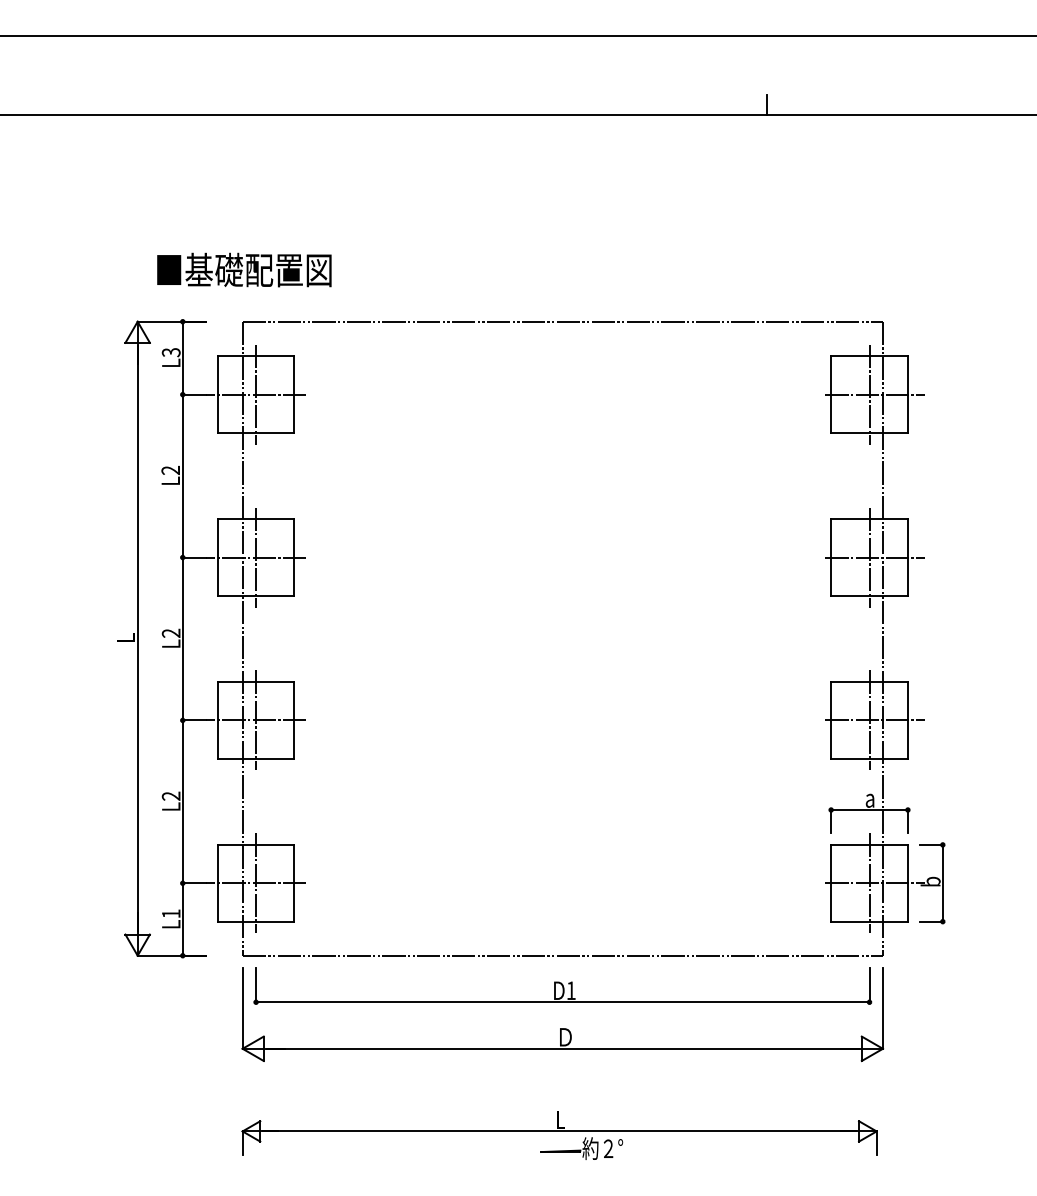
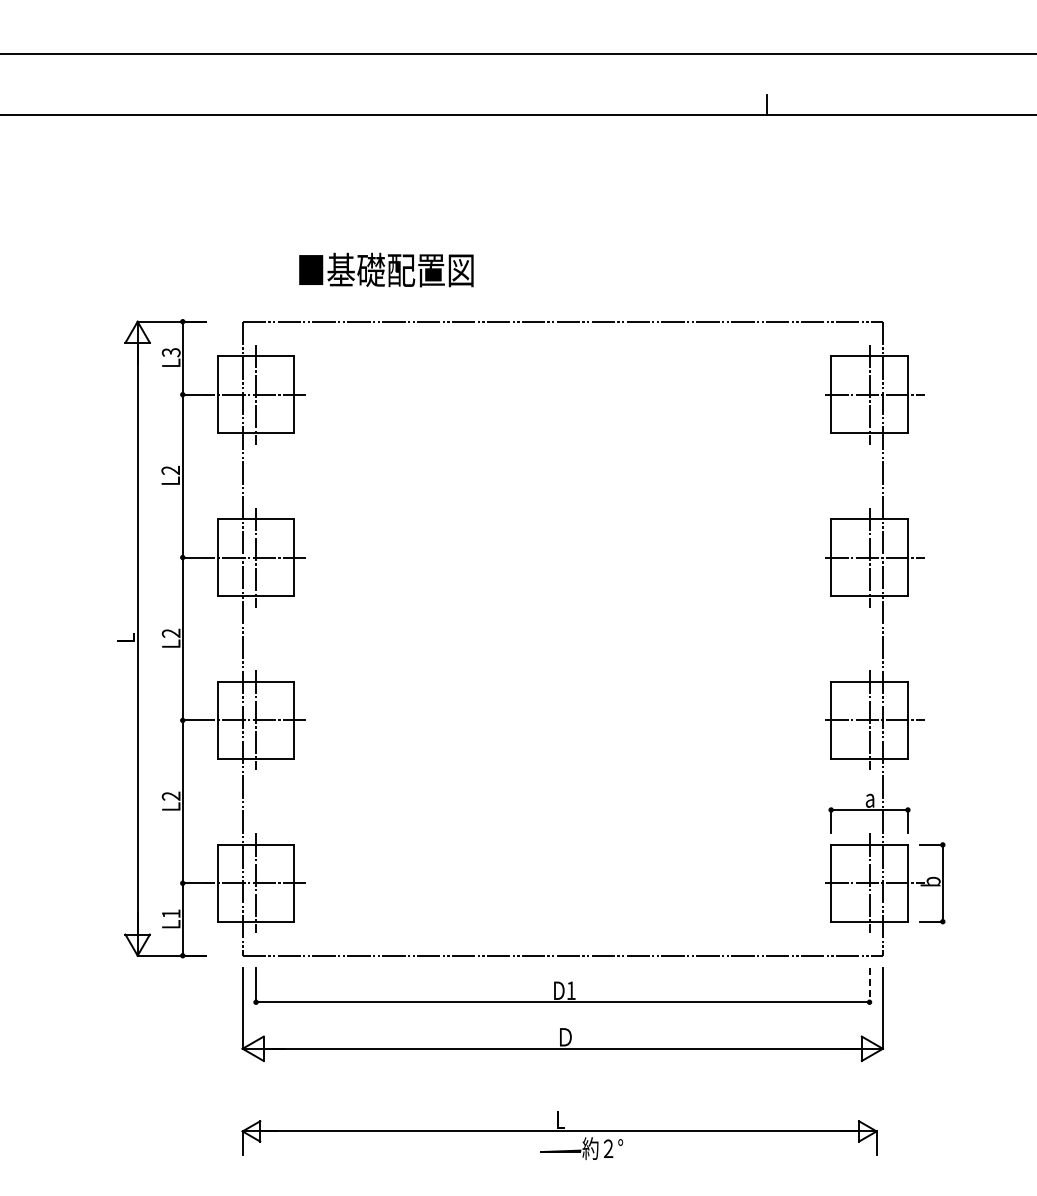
line position: (517, 35) -> (517, 53) (517, 53)
text position: (244, 269) -> (386, 269) (386, 269)
line: solid -> dashed (869, 985)
